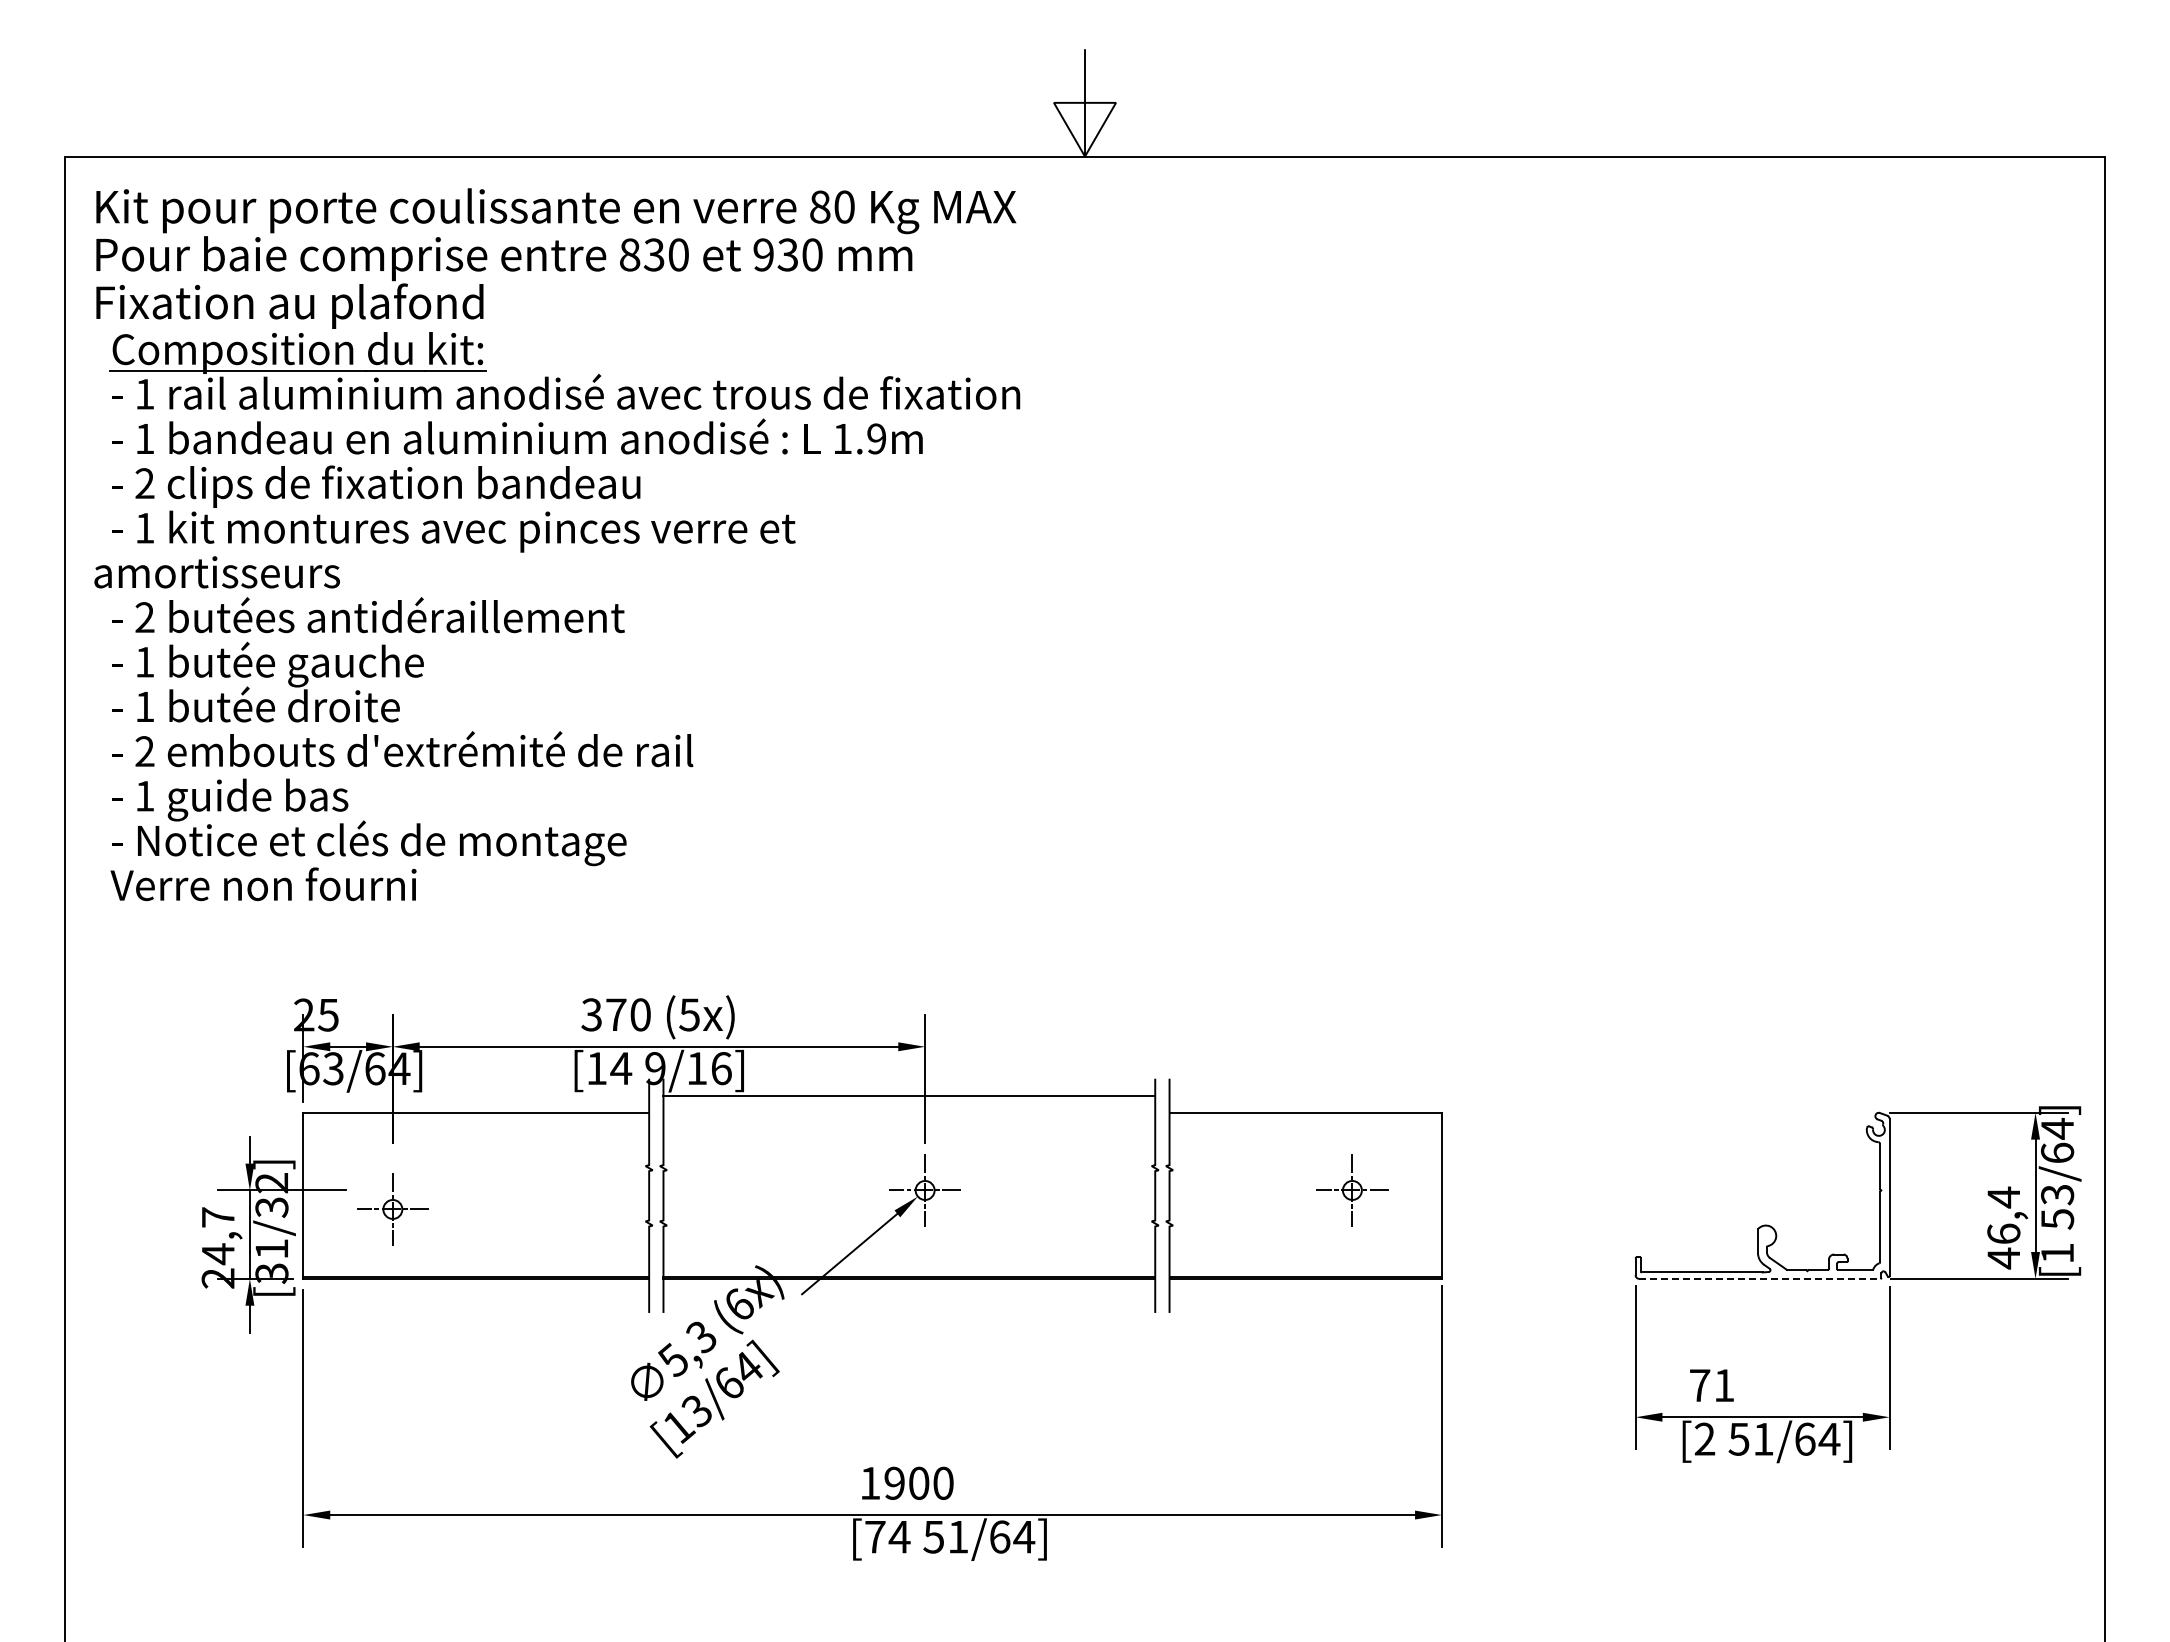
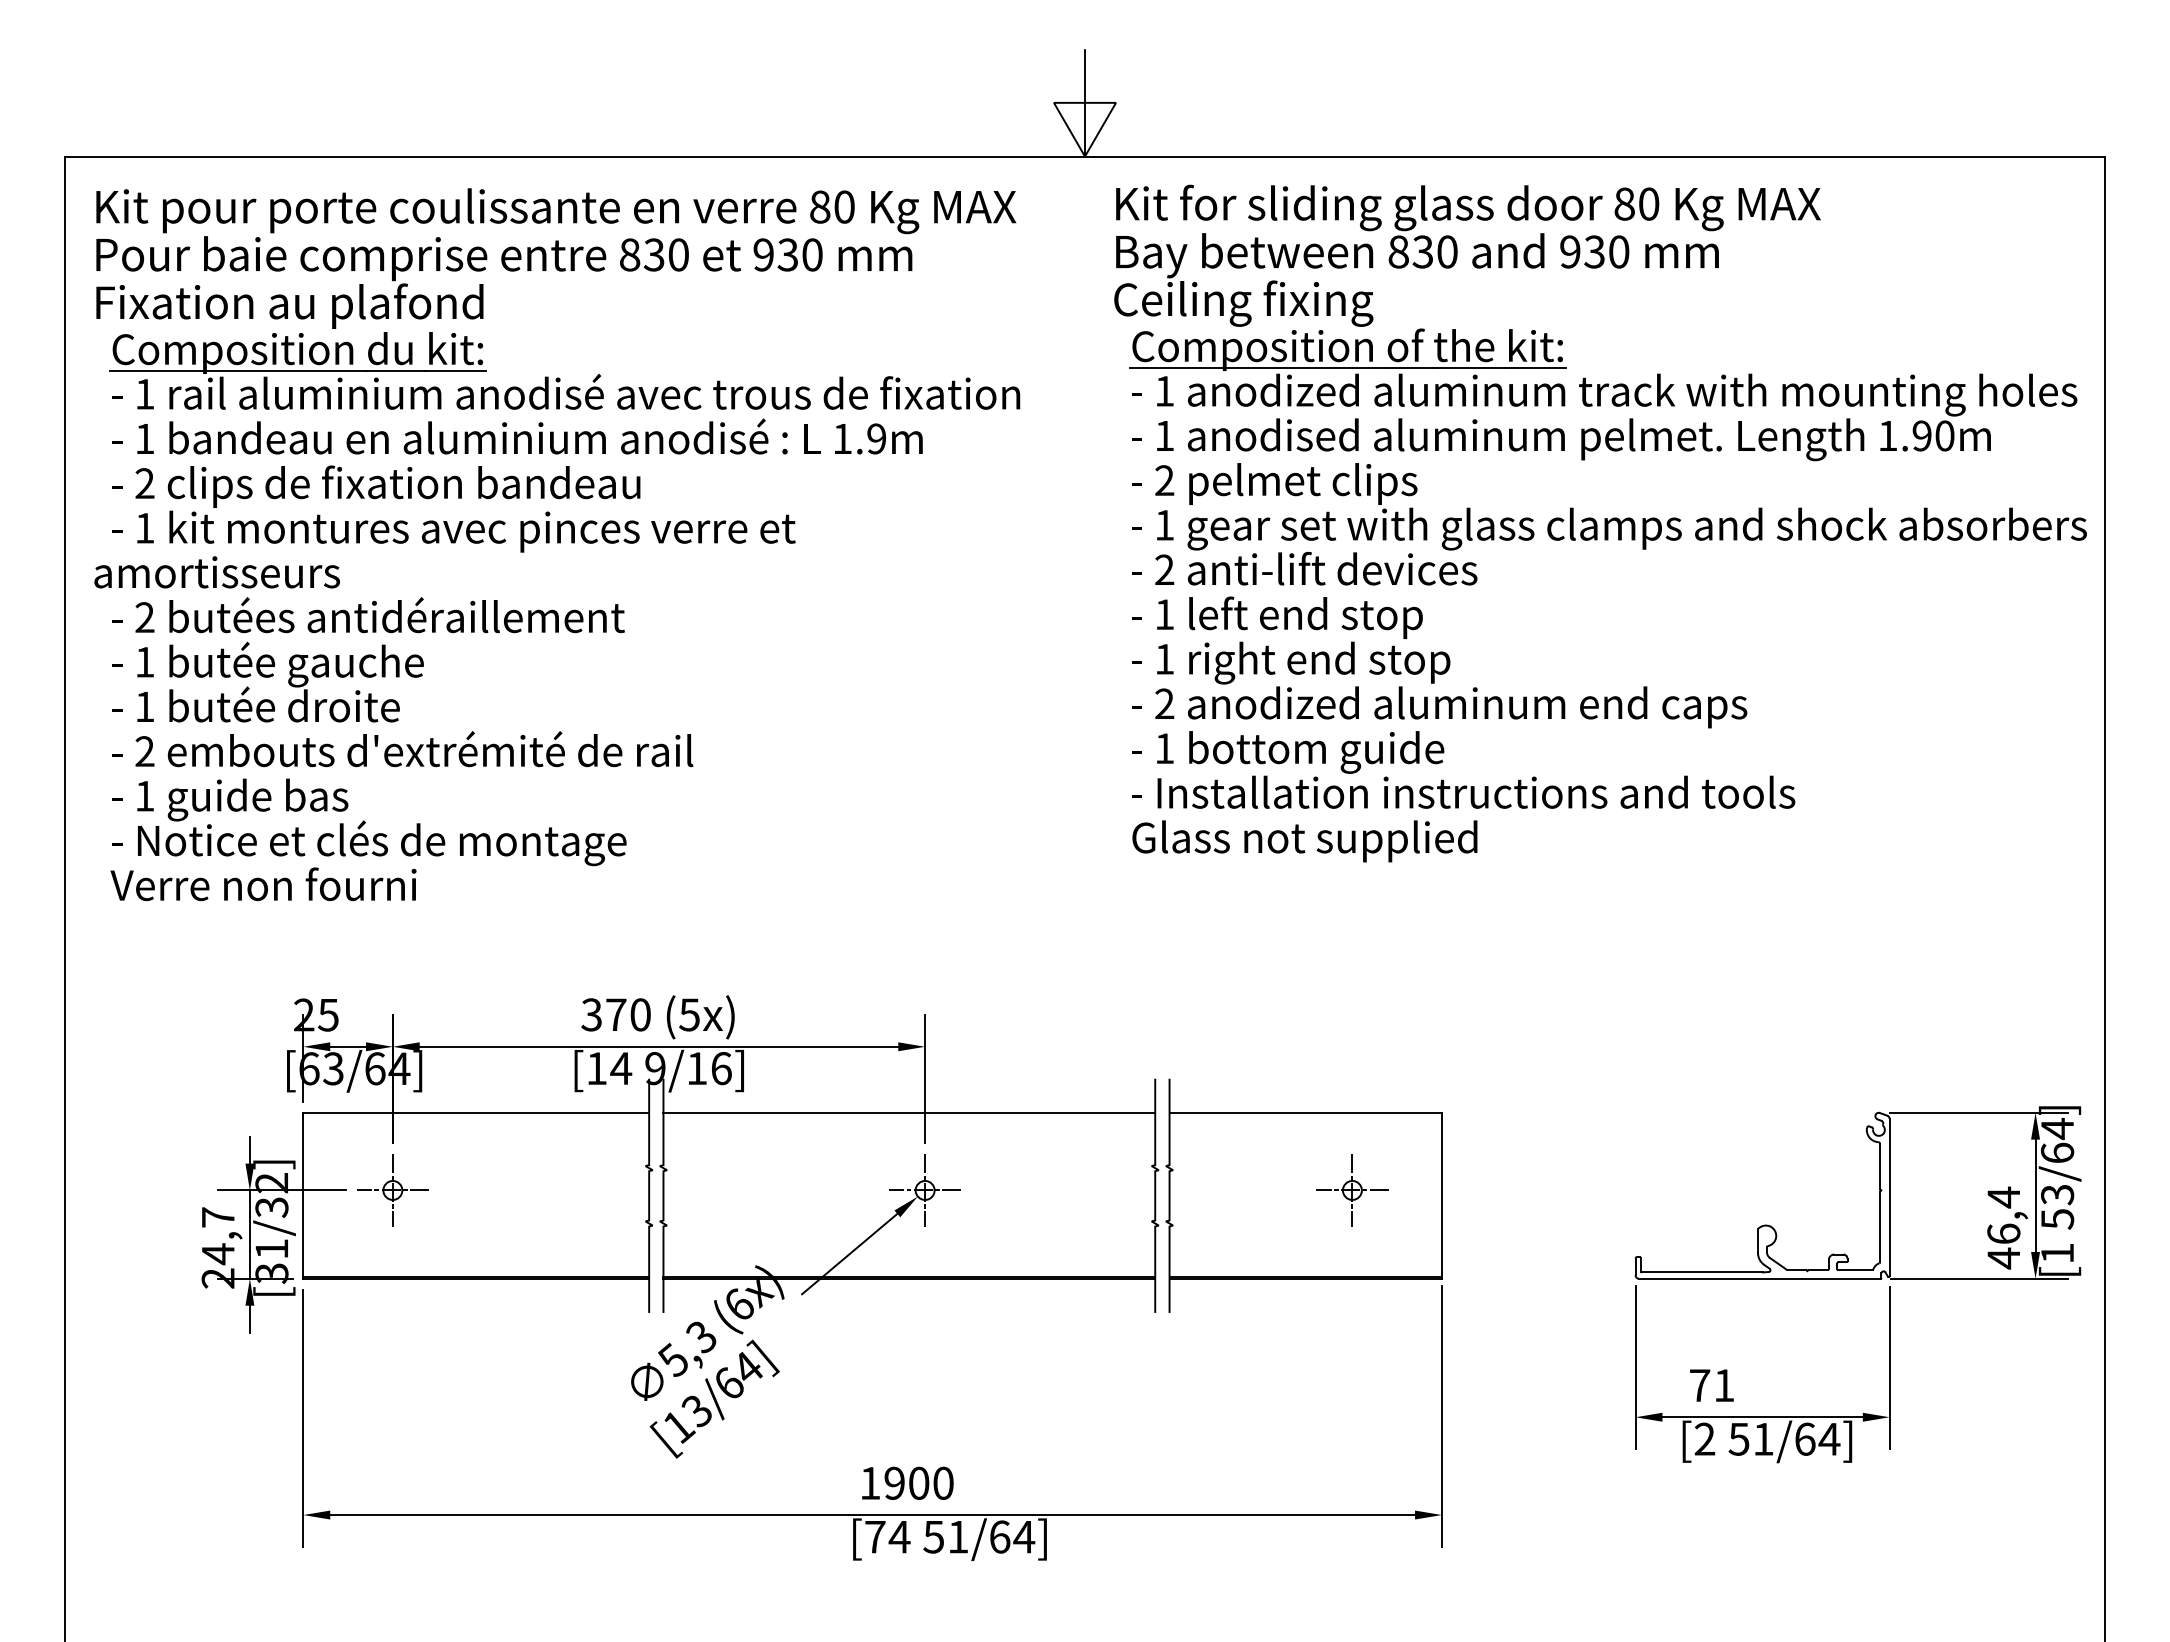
part: none -> present (1600, 523)
line position: (909, 1095) -> (909, 1112) (909, 1112)
part position: (392, 1209) -> (392, 1190) (392, 1190)
line: dashed -> solid (1759, 1278)
